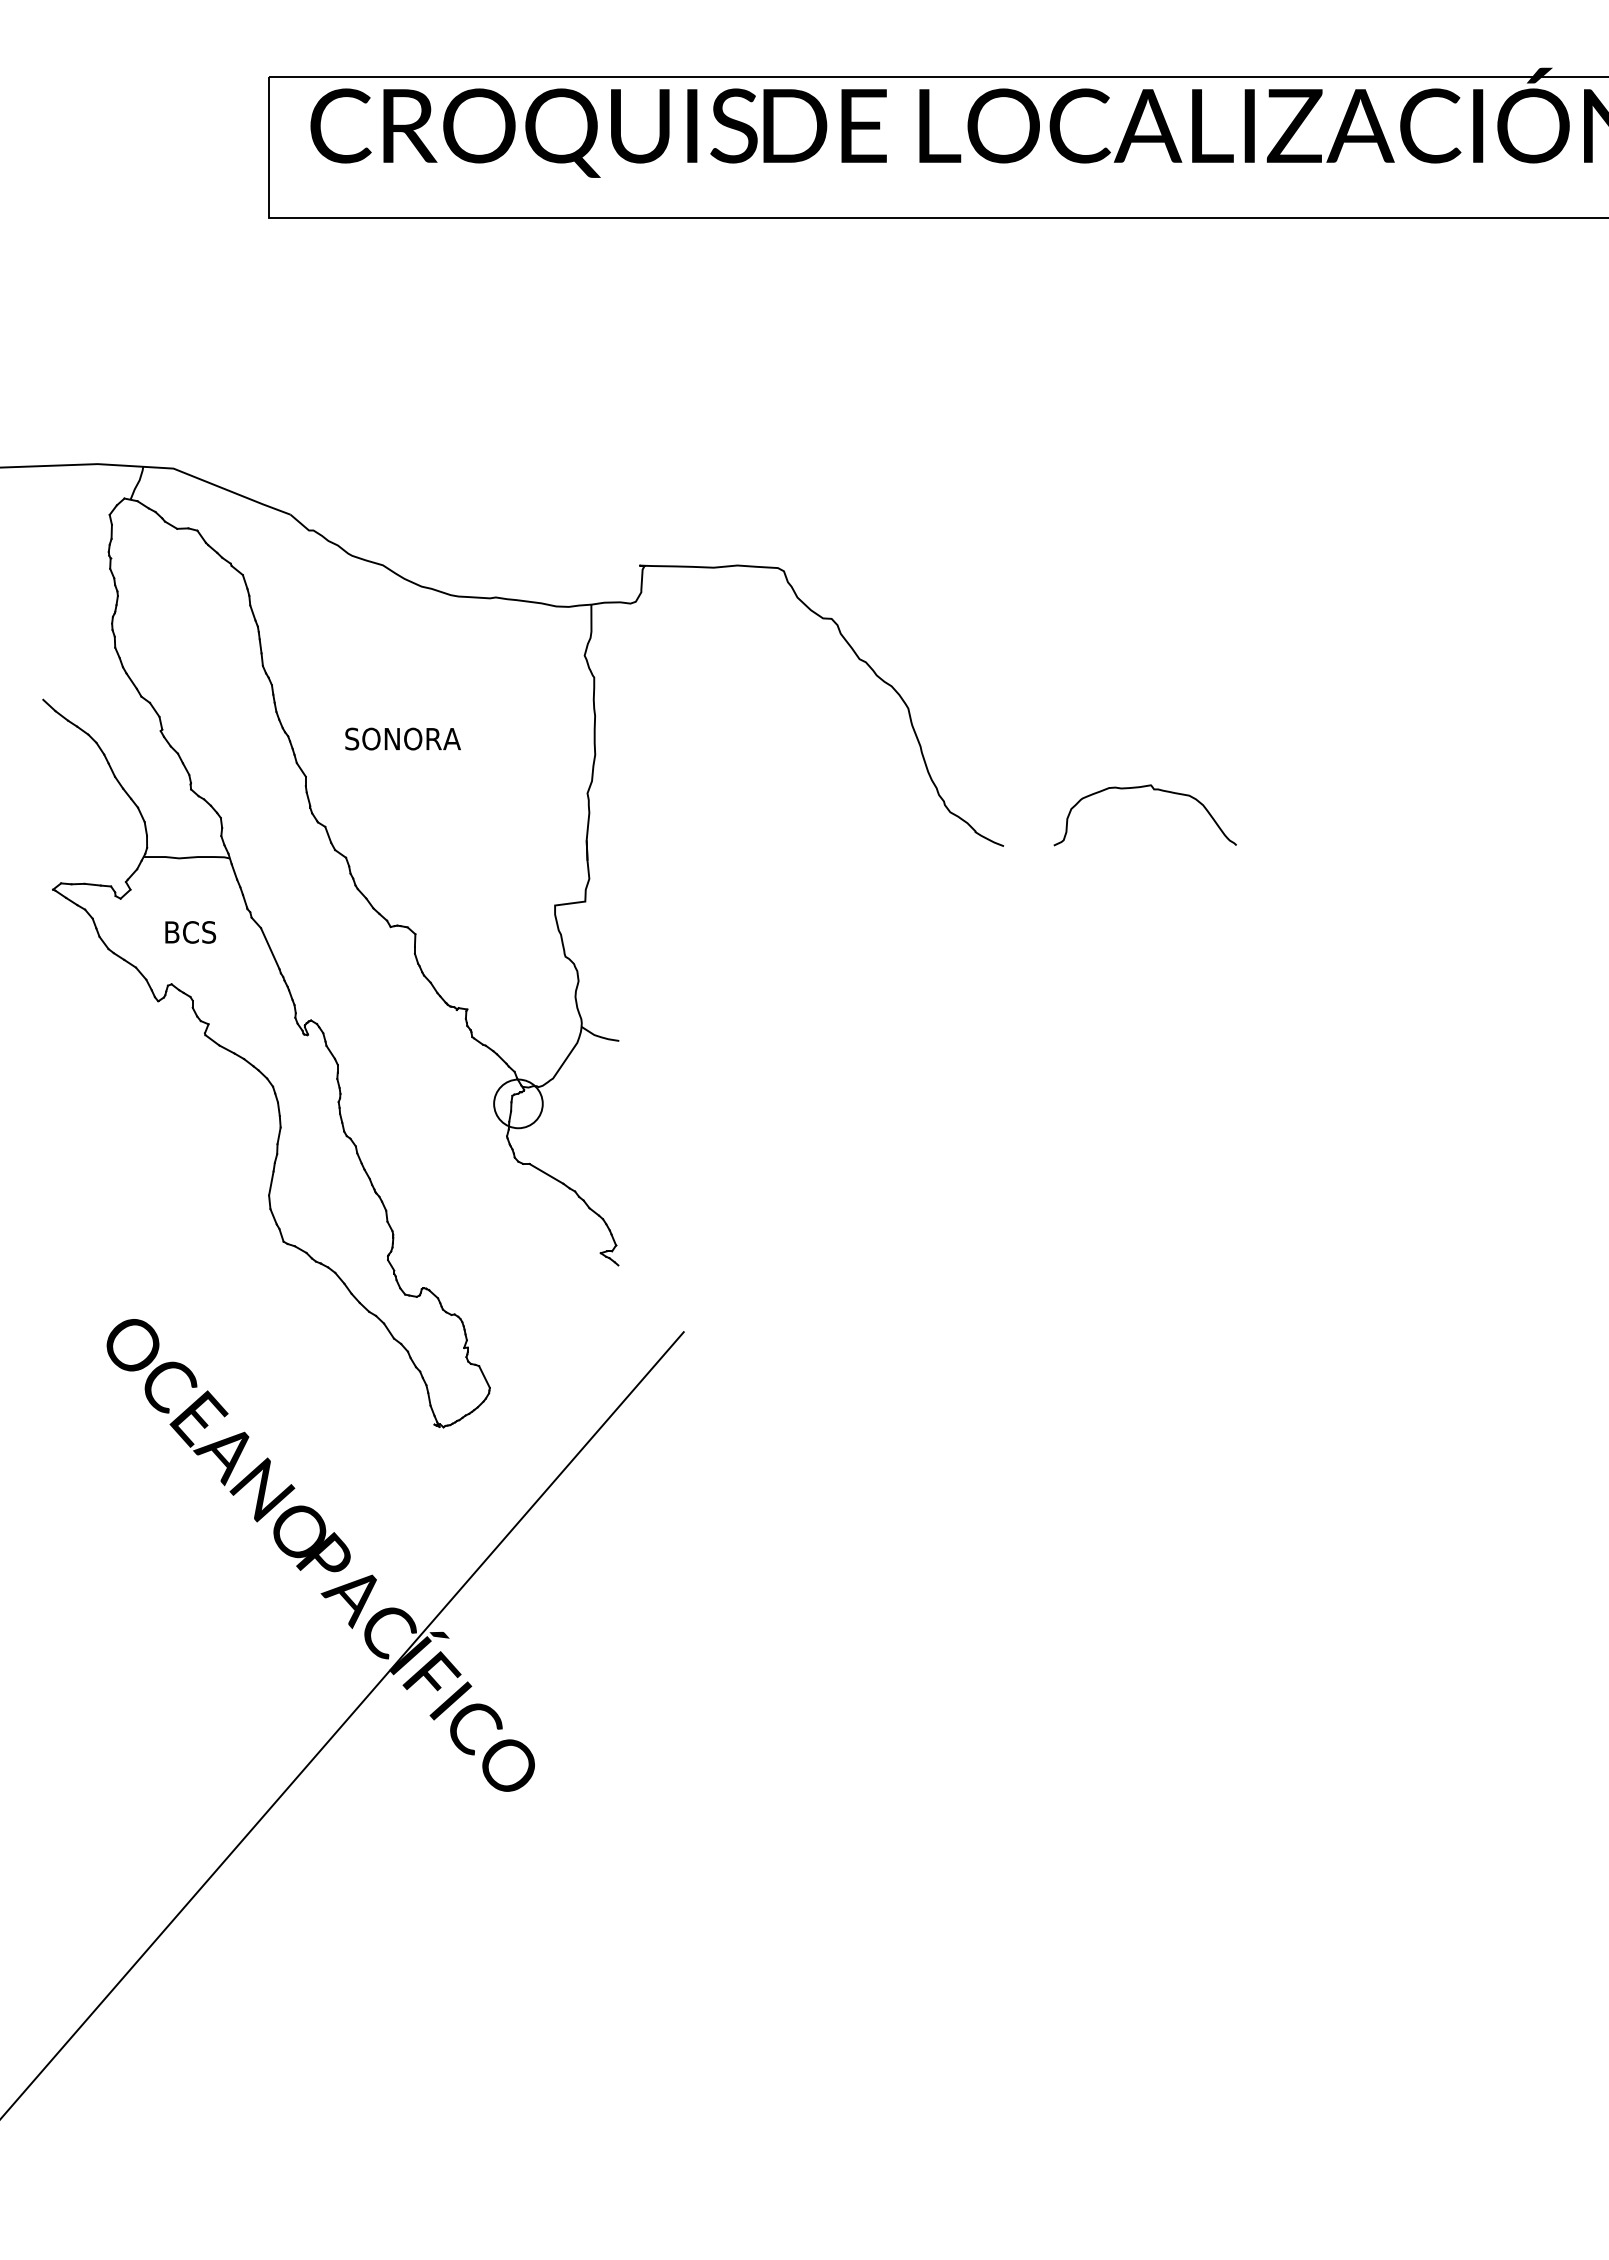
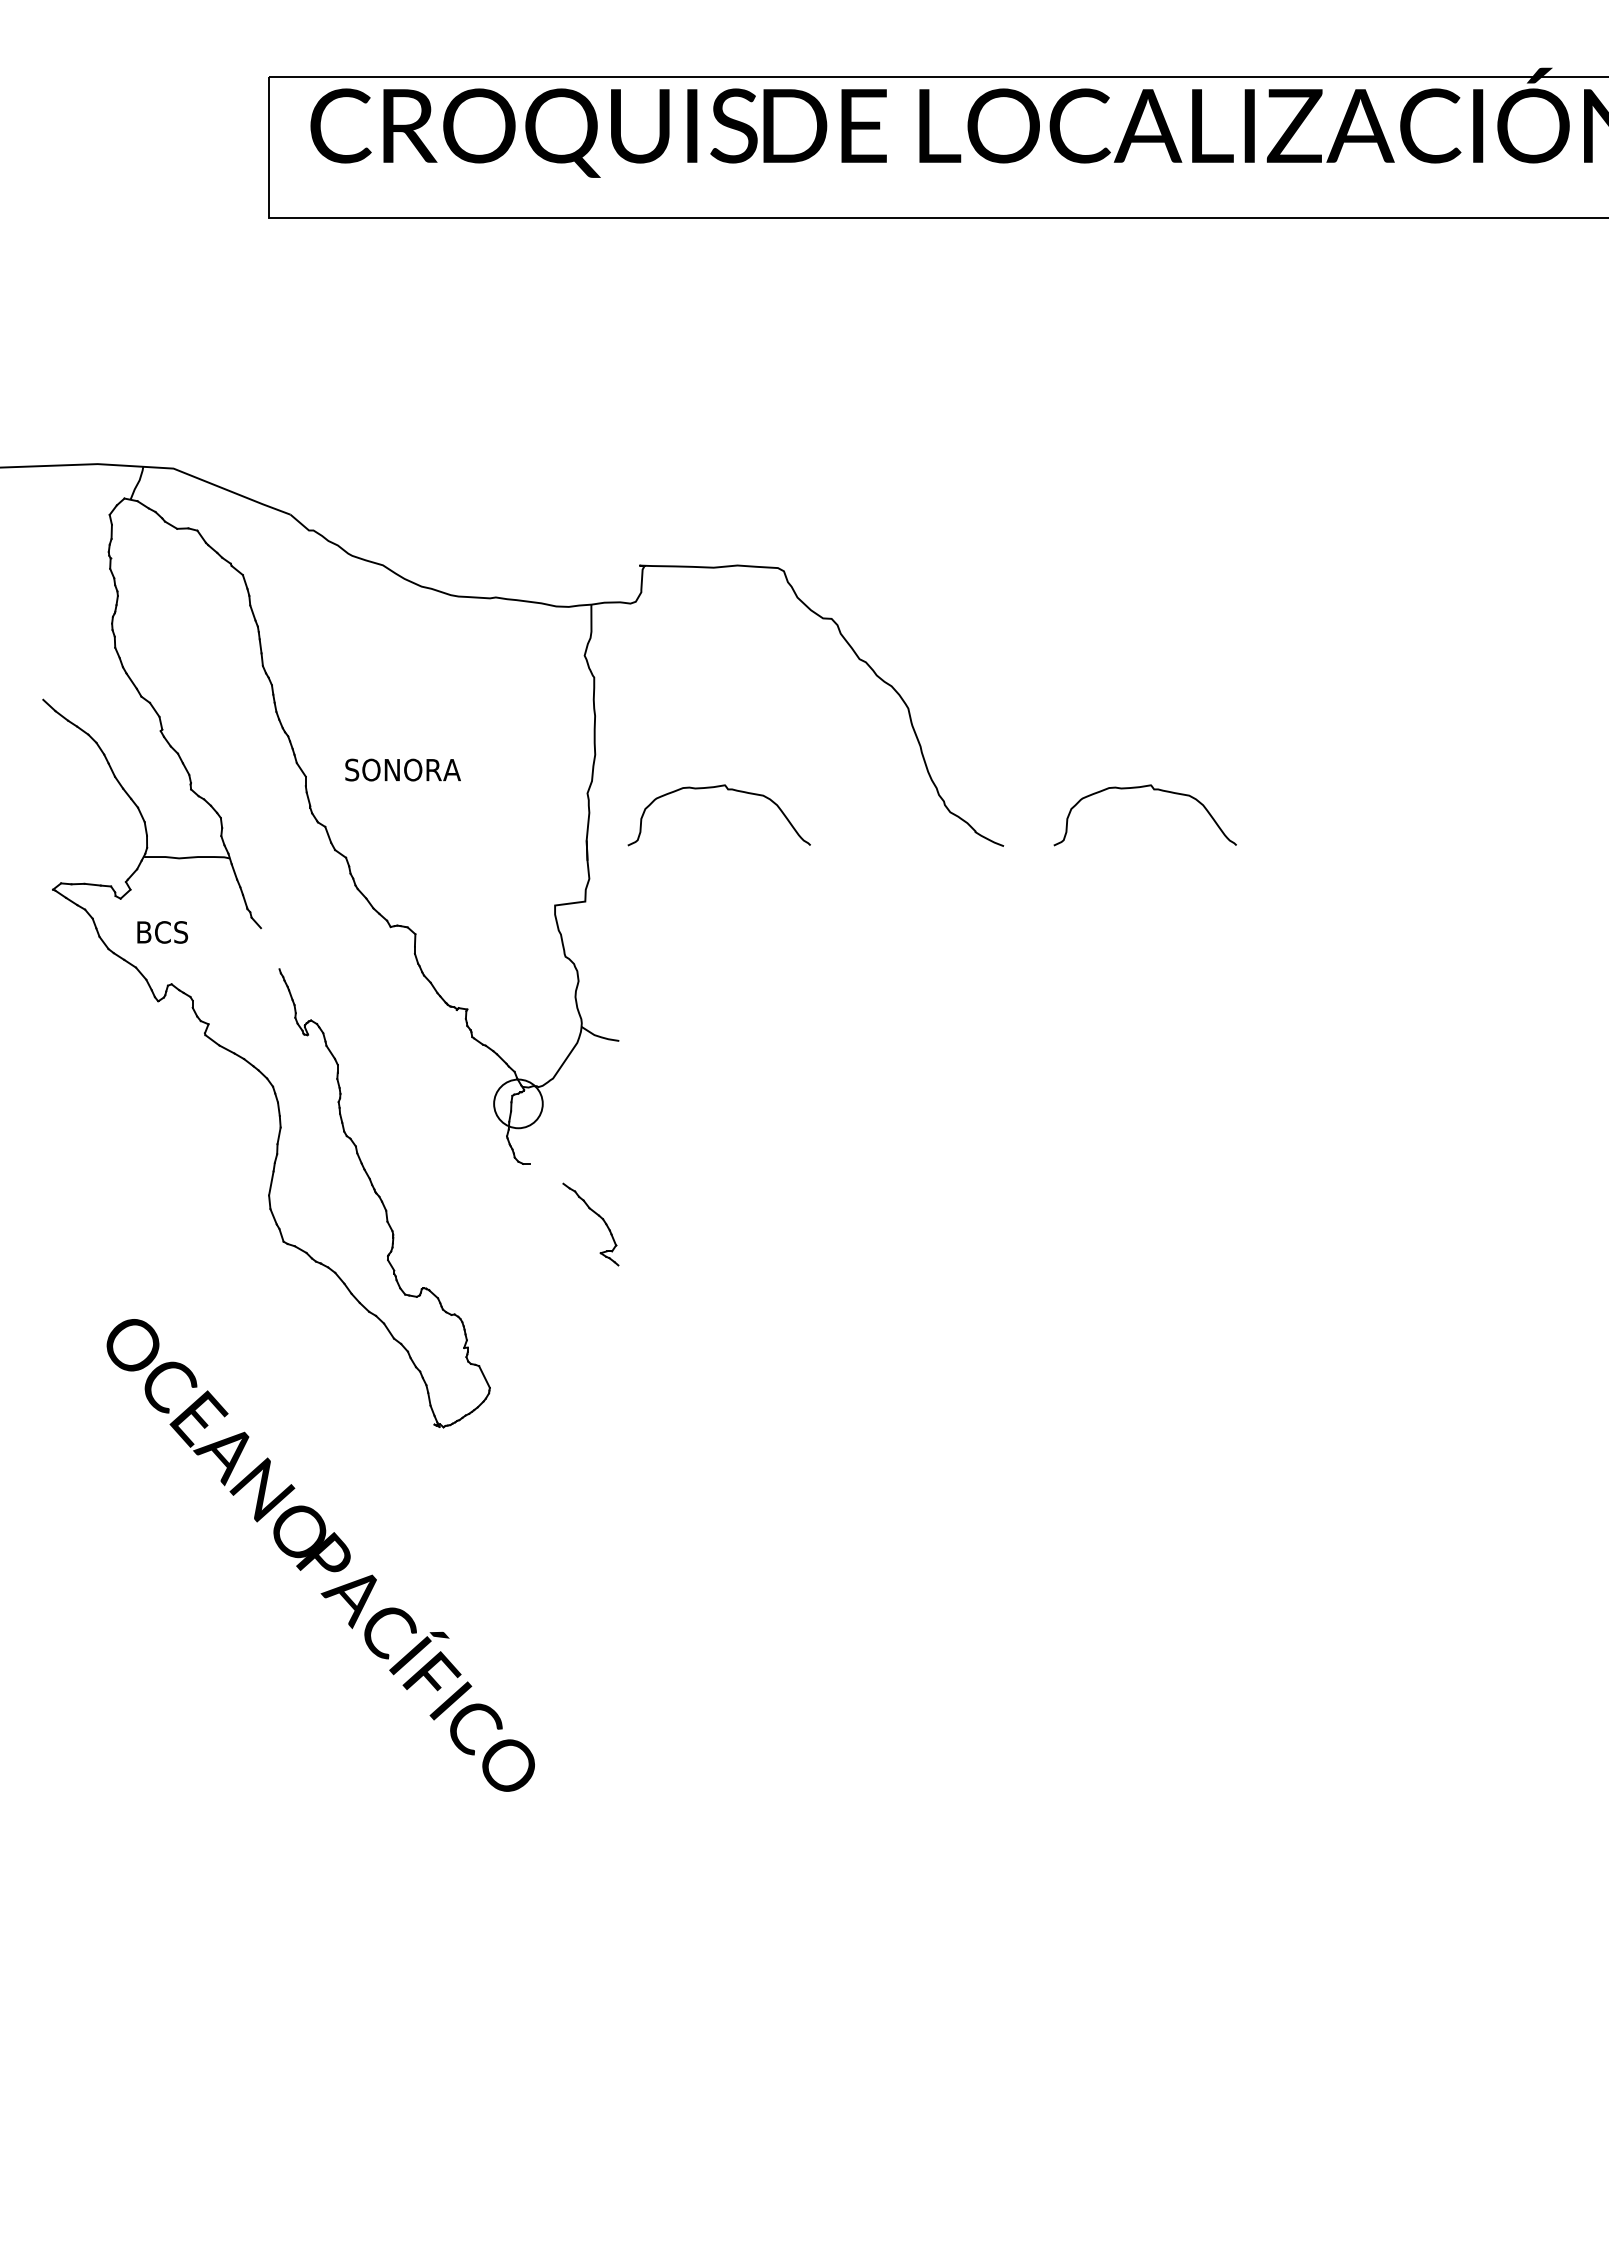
text position: (402, 738) -> (402, 769) (402, 769)
curve: none -> present (727, 790)
text position: (190, 932) -> (162, 932) (162, 932)
line: present -> none (270, 948)
line: present -> none (546, 1173)
line: present -> none (342, 1724)
